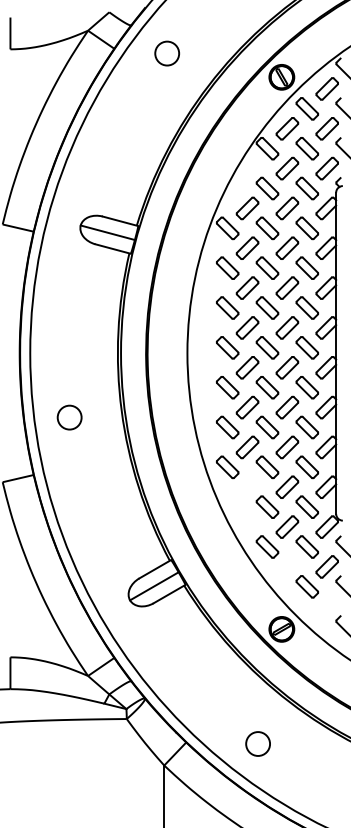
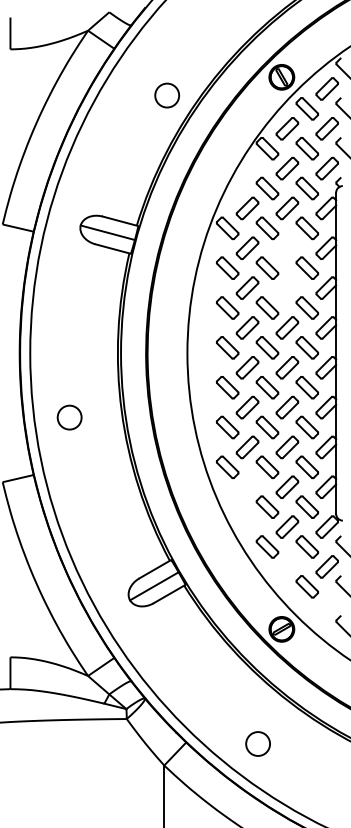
circle position: (167, 53) -> (167, 95) (167, 95)
part: present -> none (287, 247)
part: present -> none (287, 287)
